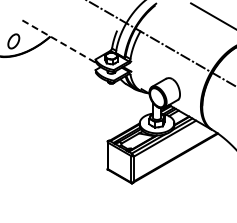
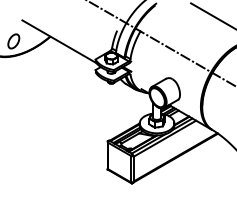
line: dashed -> solid (59, 41)
